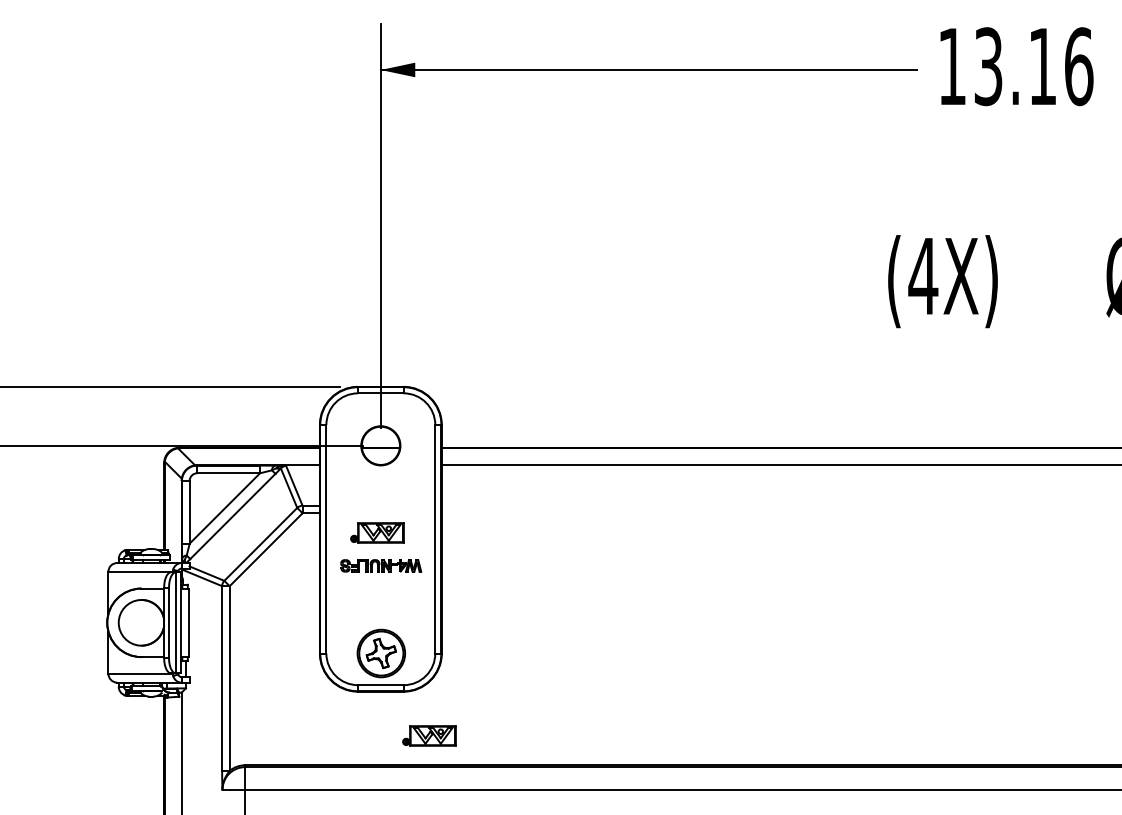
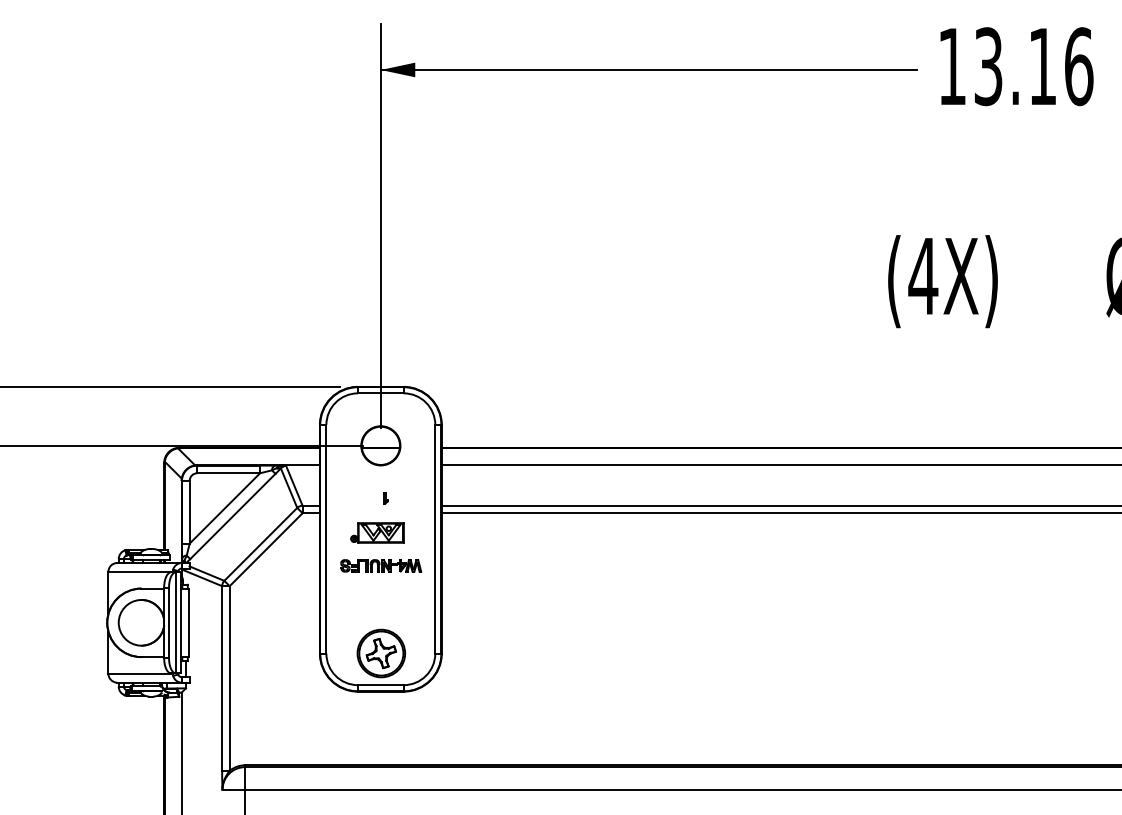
part: none -> present (385, 498)
line: none -> present (779, 505)
line: none -> present (779, 513)
part: present -> none (429, 735)
